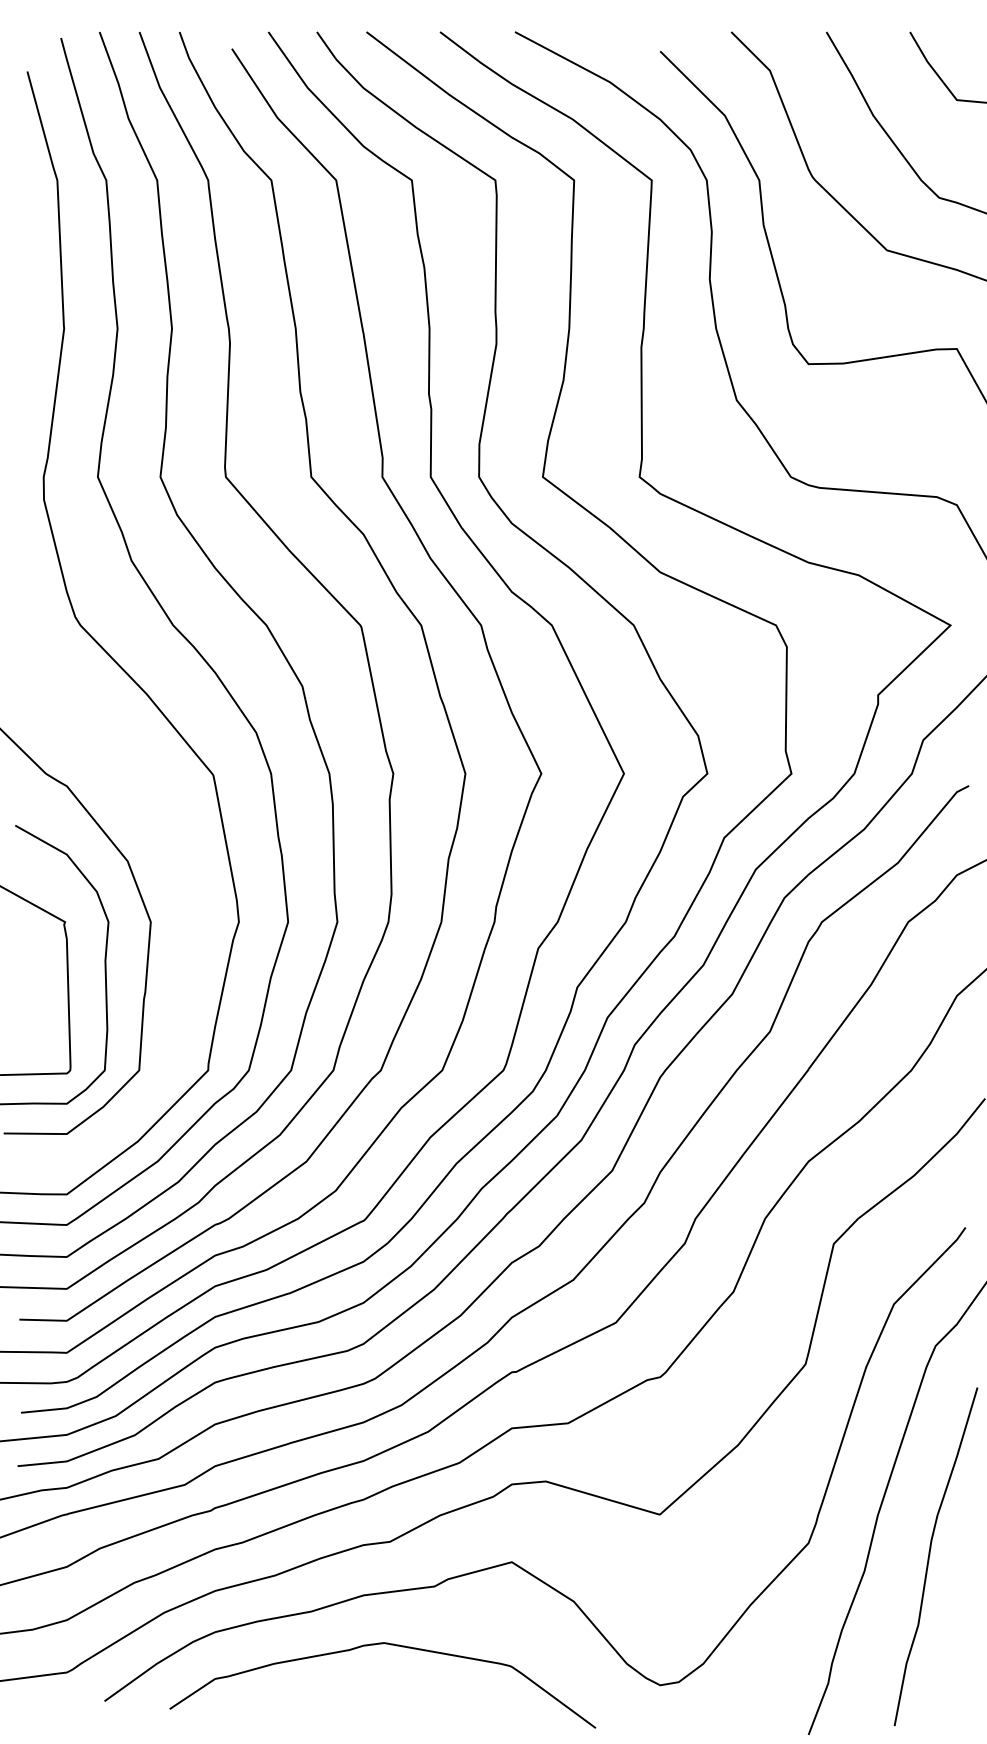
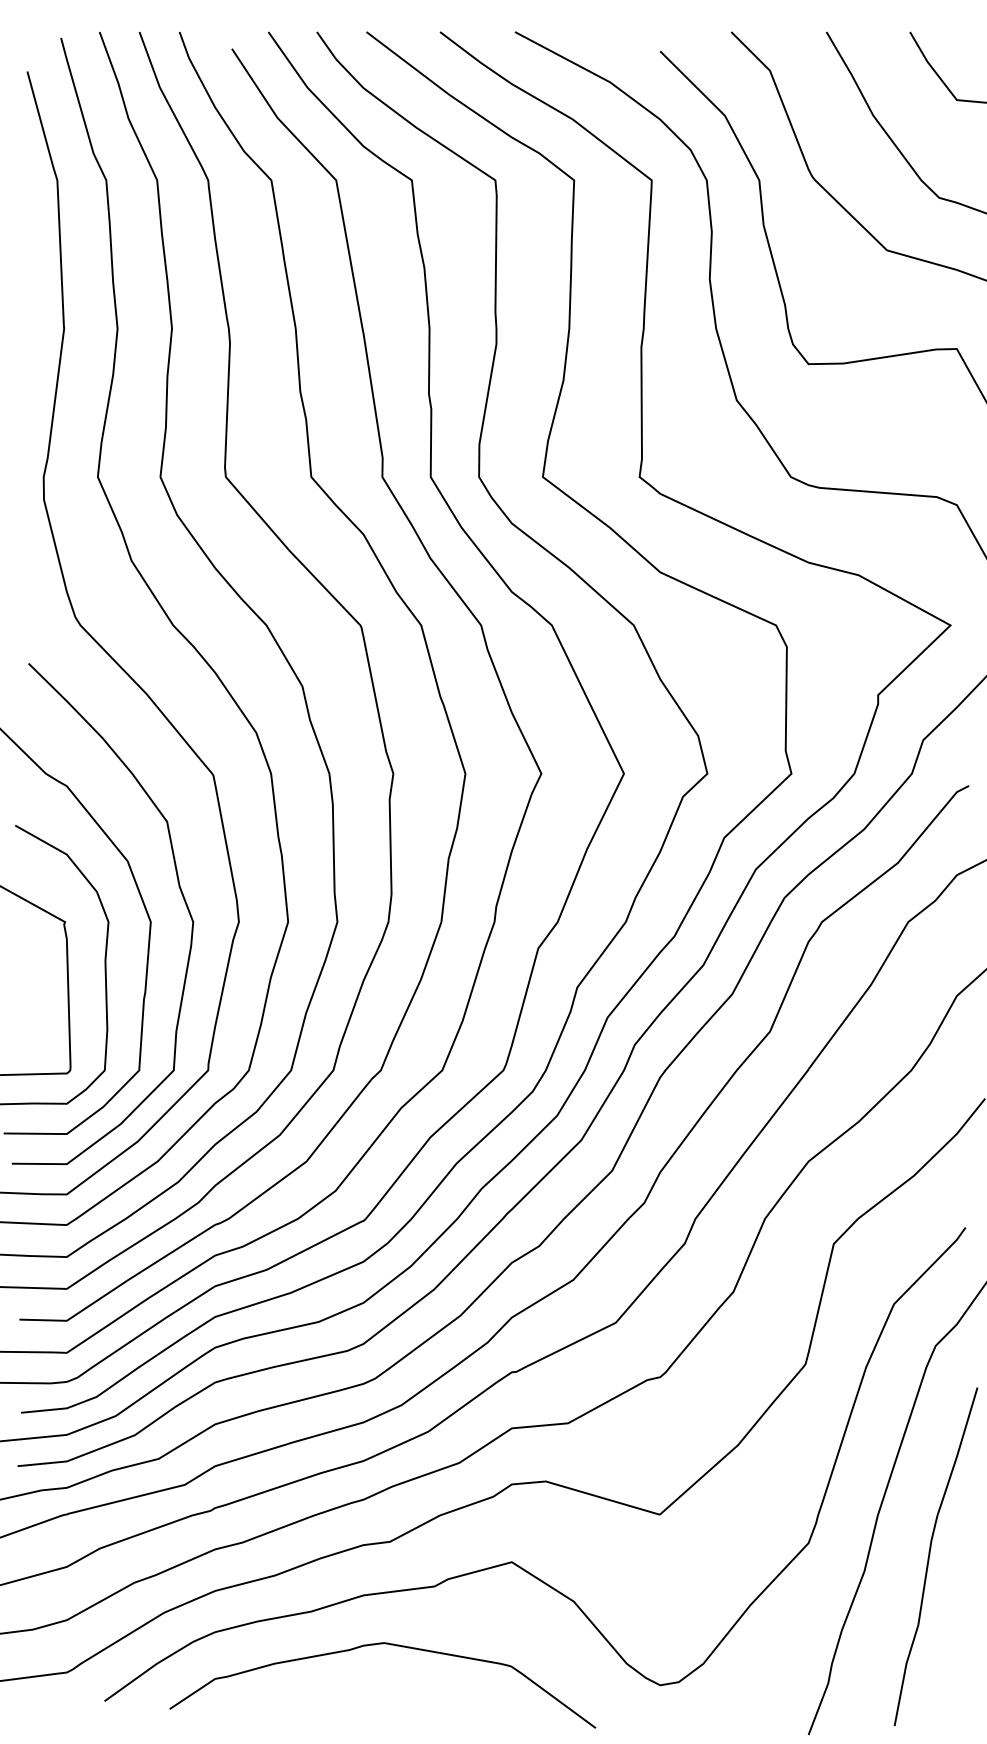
curve: none -> present (179, 889)
